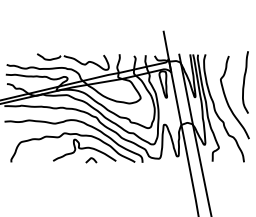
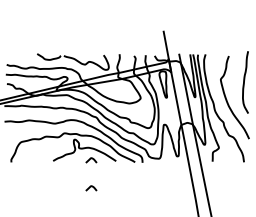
curve: none -> present (91, 187)
